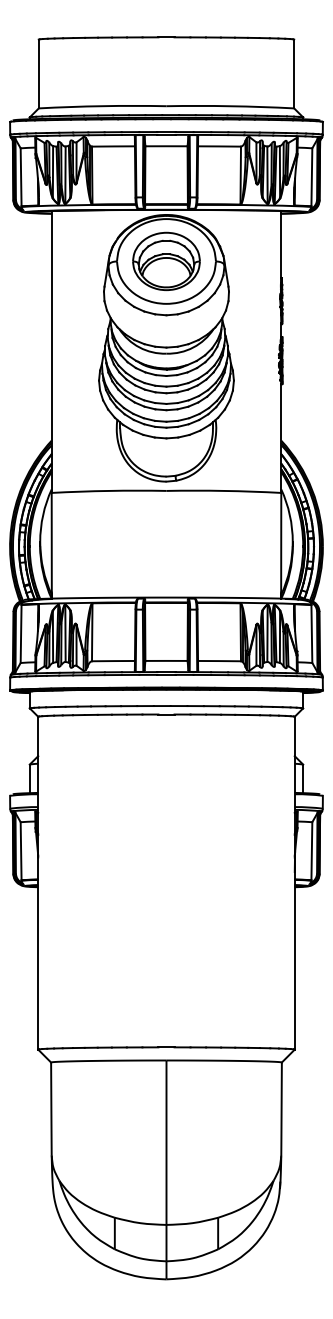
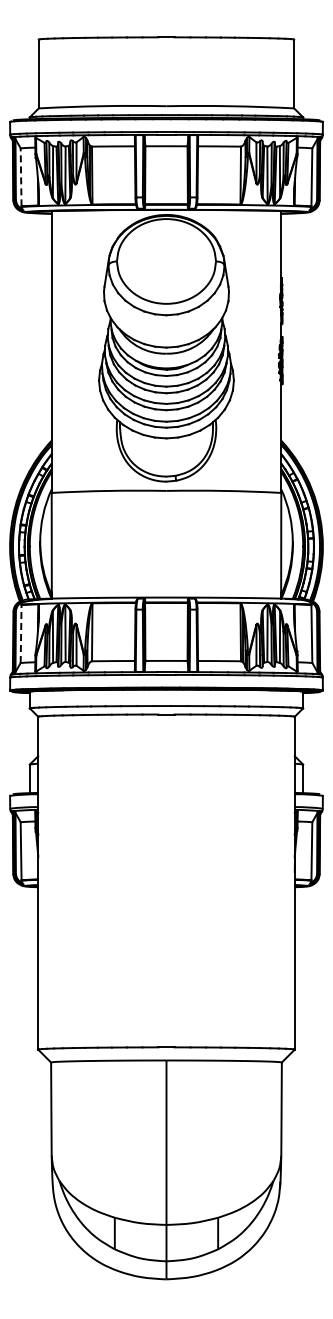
line: solid -> dashed (21, 176)
part: present -> none (166, 261)
line: solid -> dashed (21, 633)
